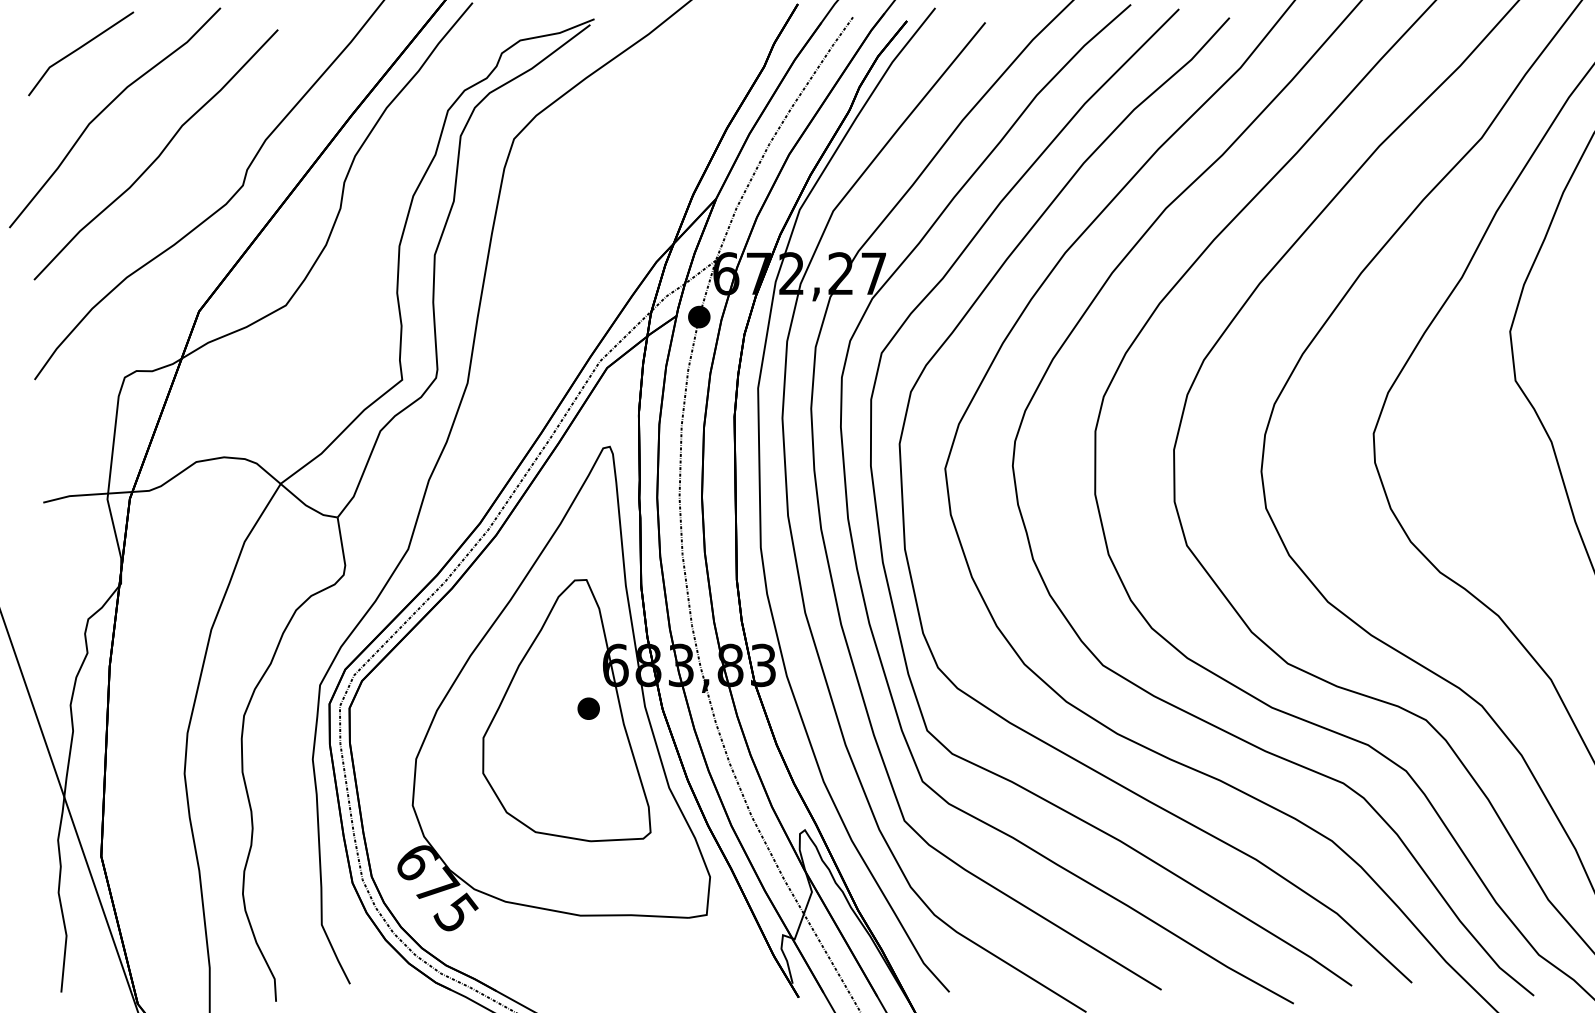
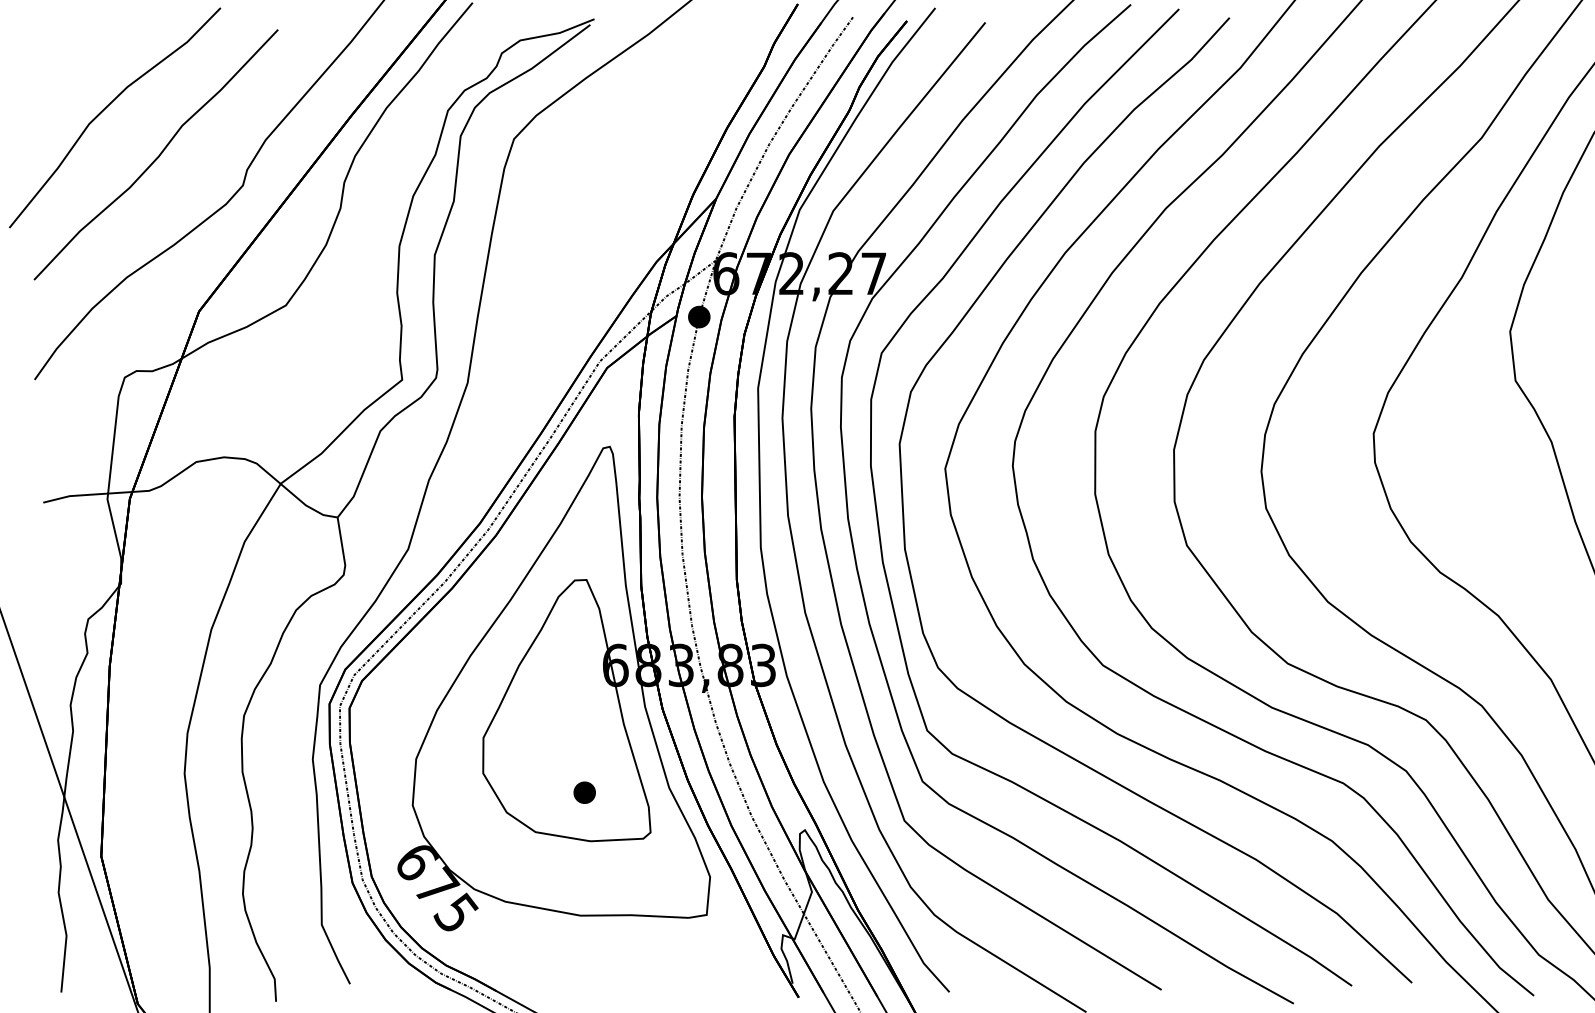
line: present -> none (79, 49)
part position: (588, 708) -> (584, 792) (584, 792)
